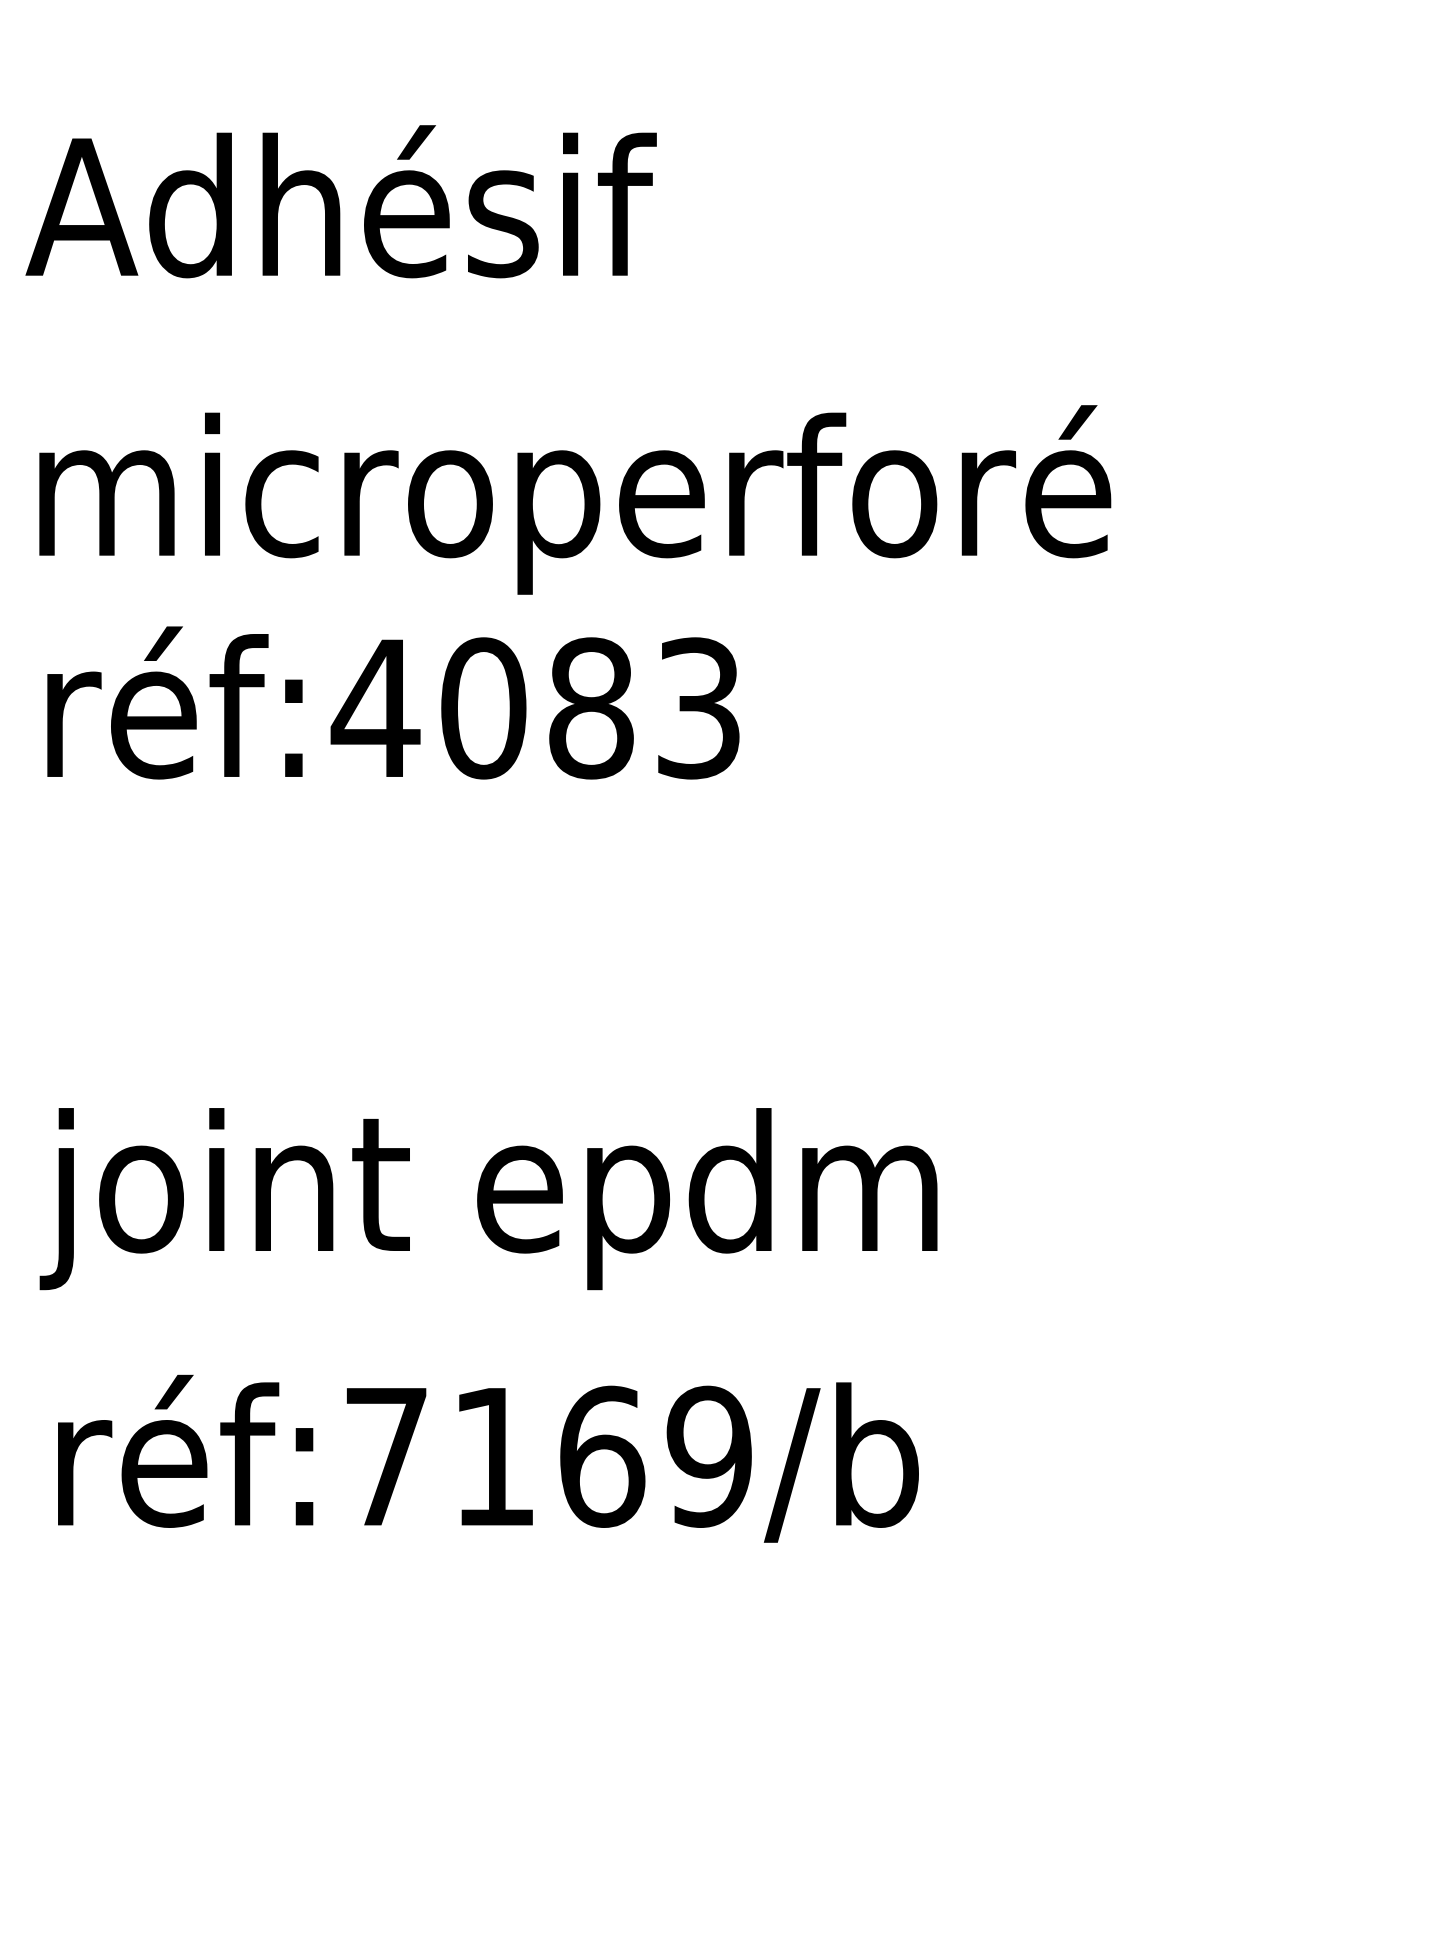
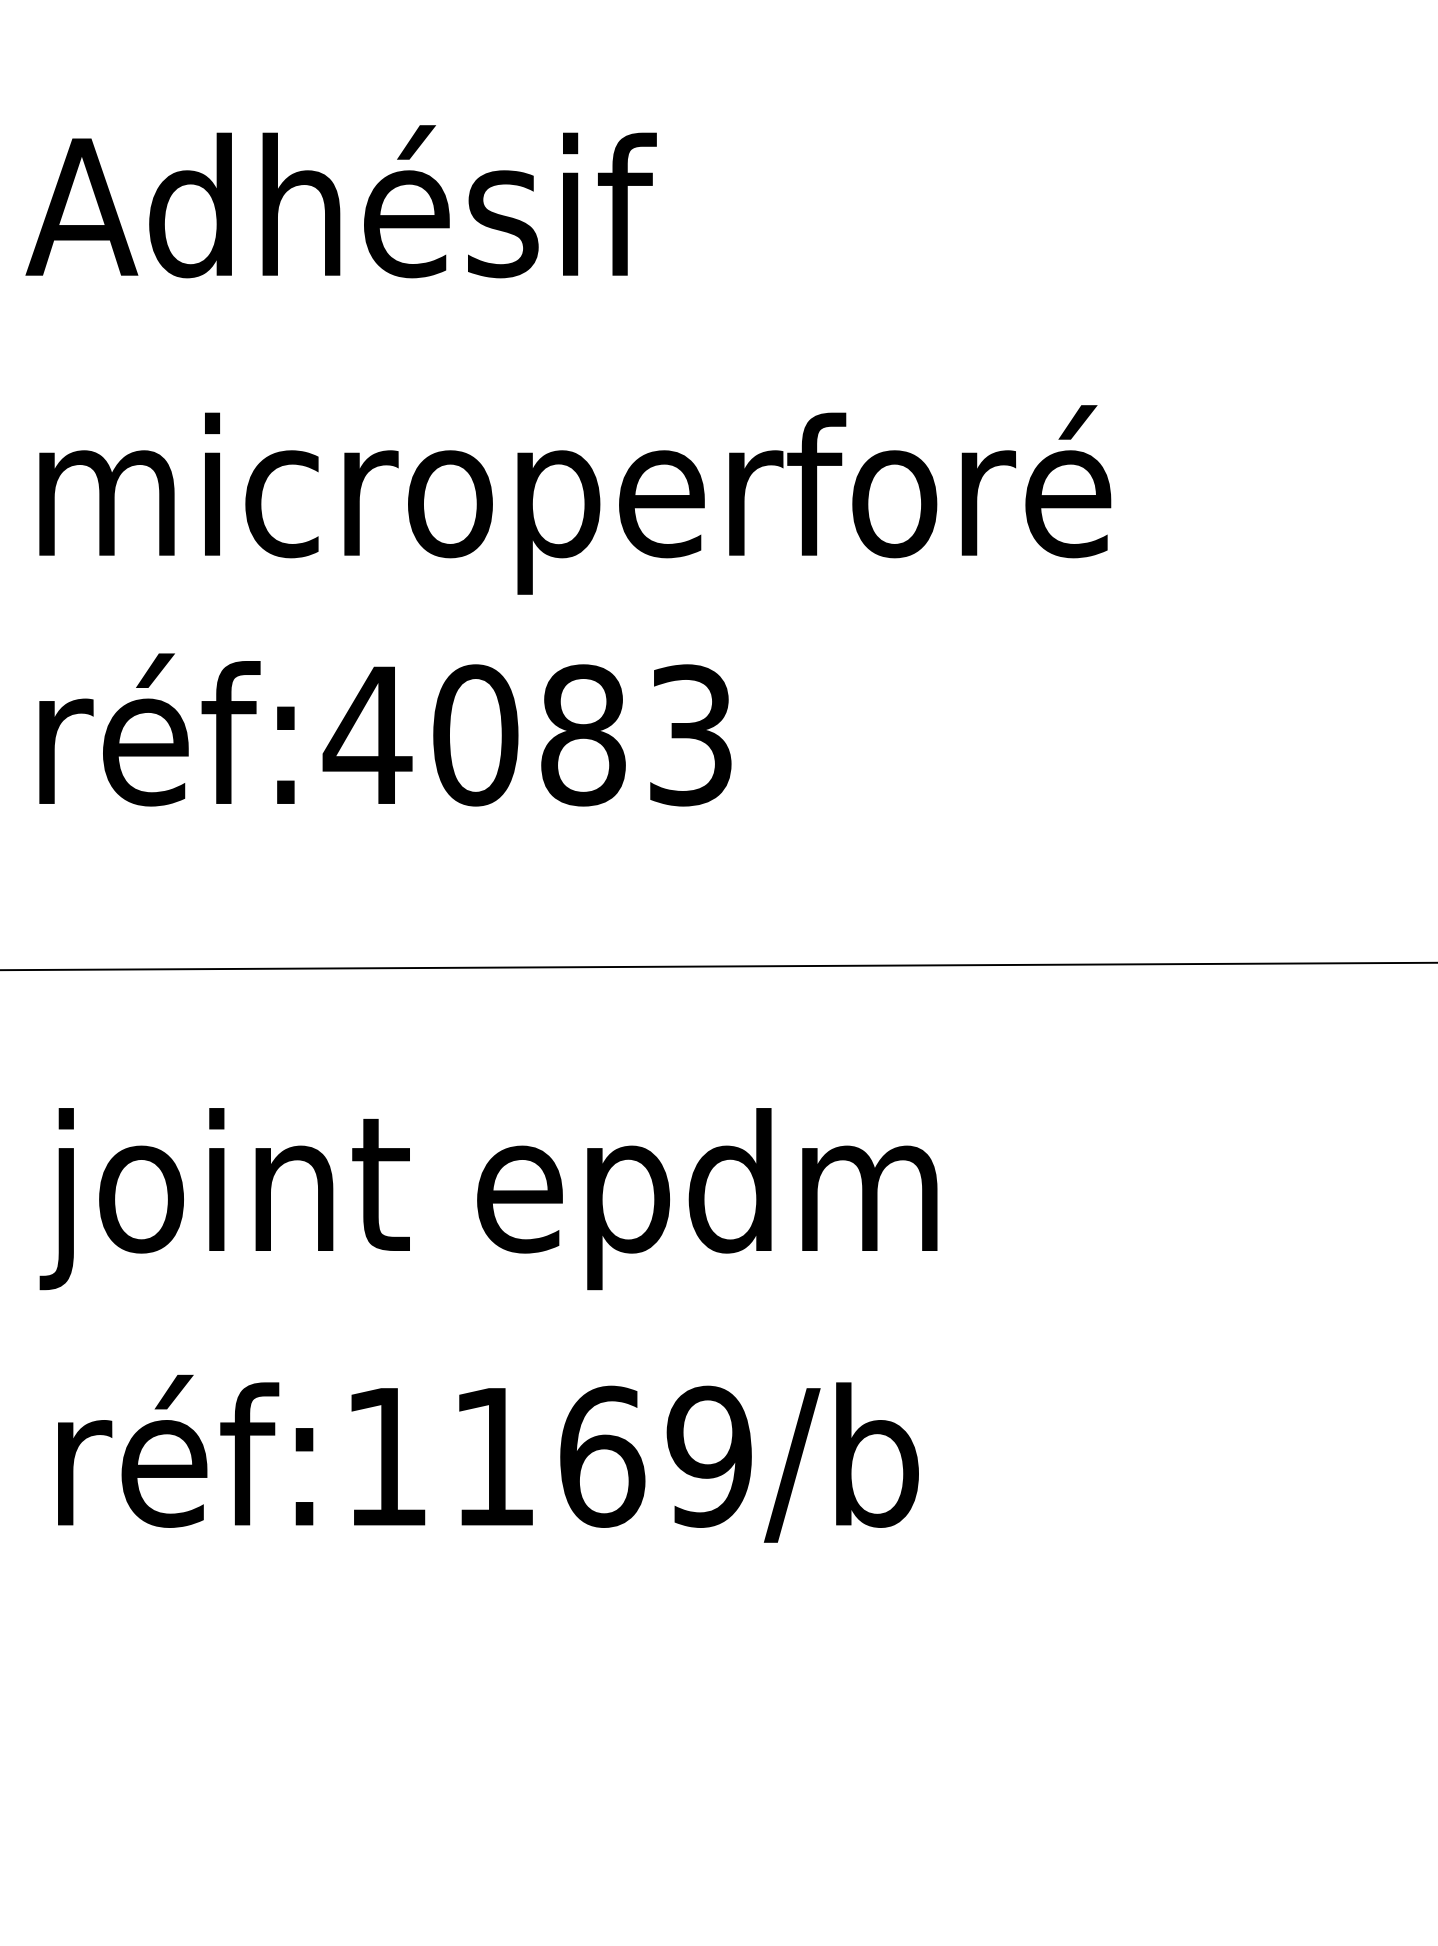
text position: (393, 702) -> (385, 729) (385, 729)
line: none -> present (718, 966)
text: réf:7169/b -> réf:1169/b (386, 1456)
